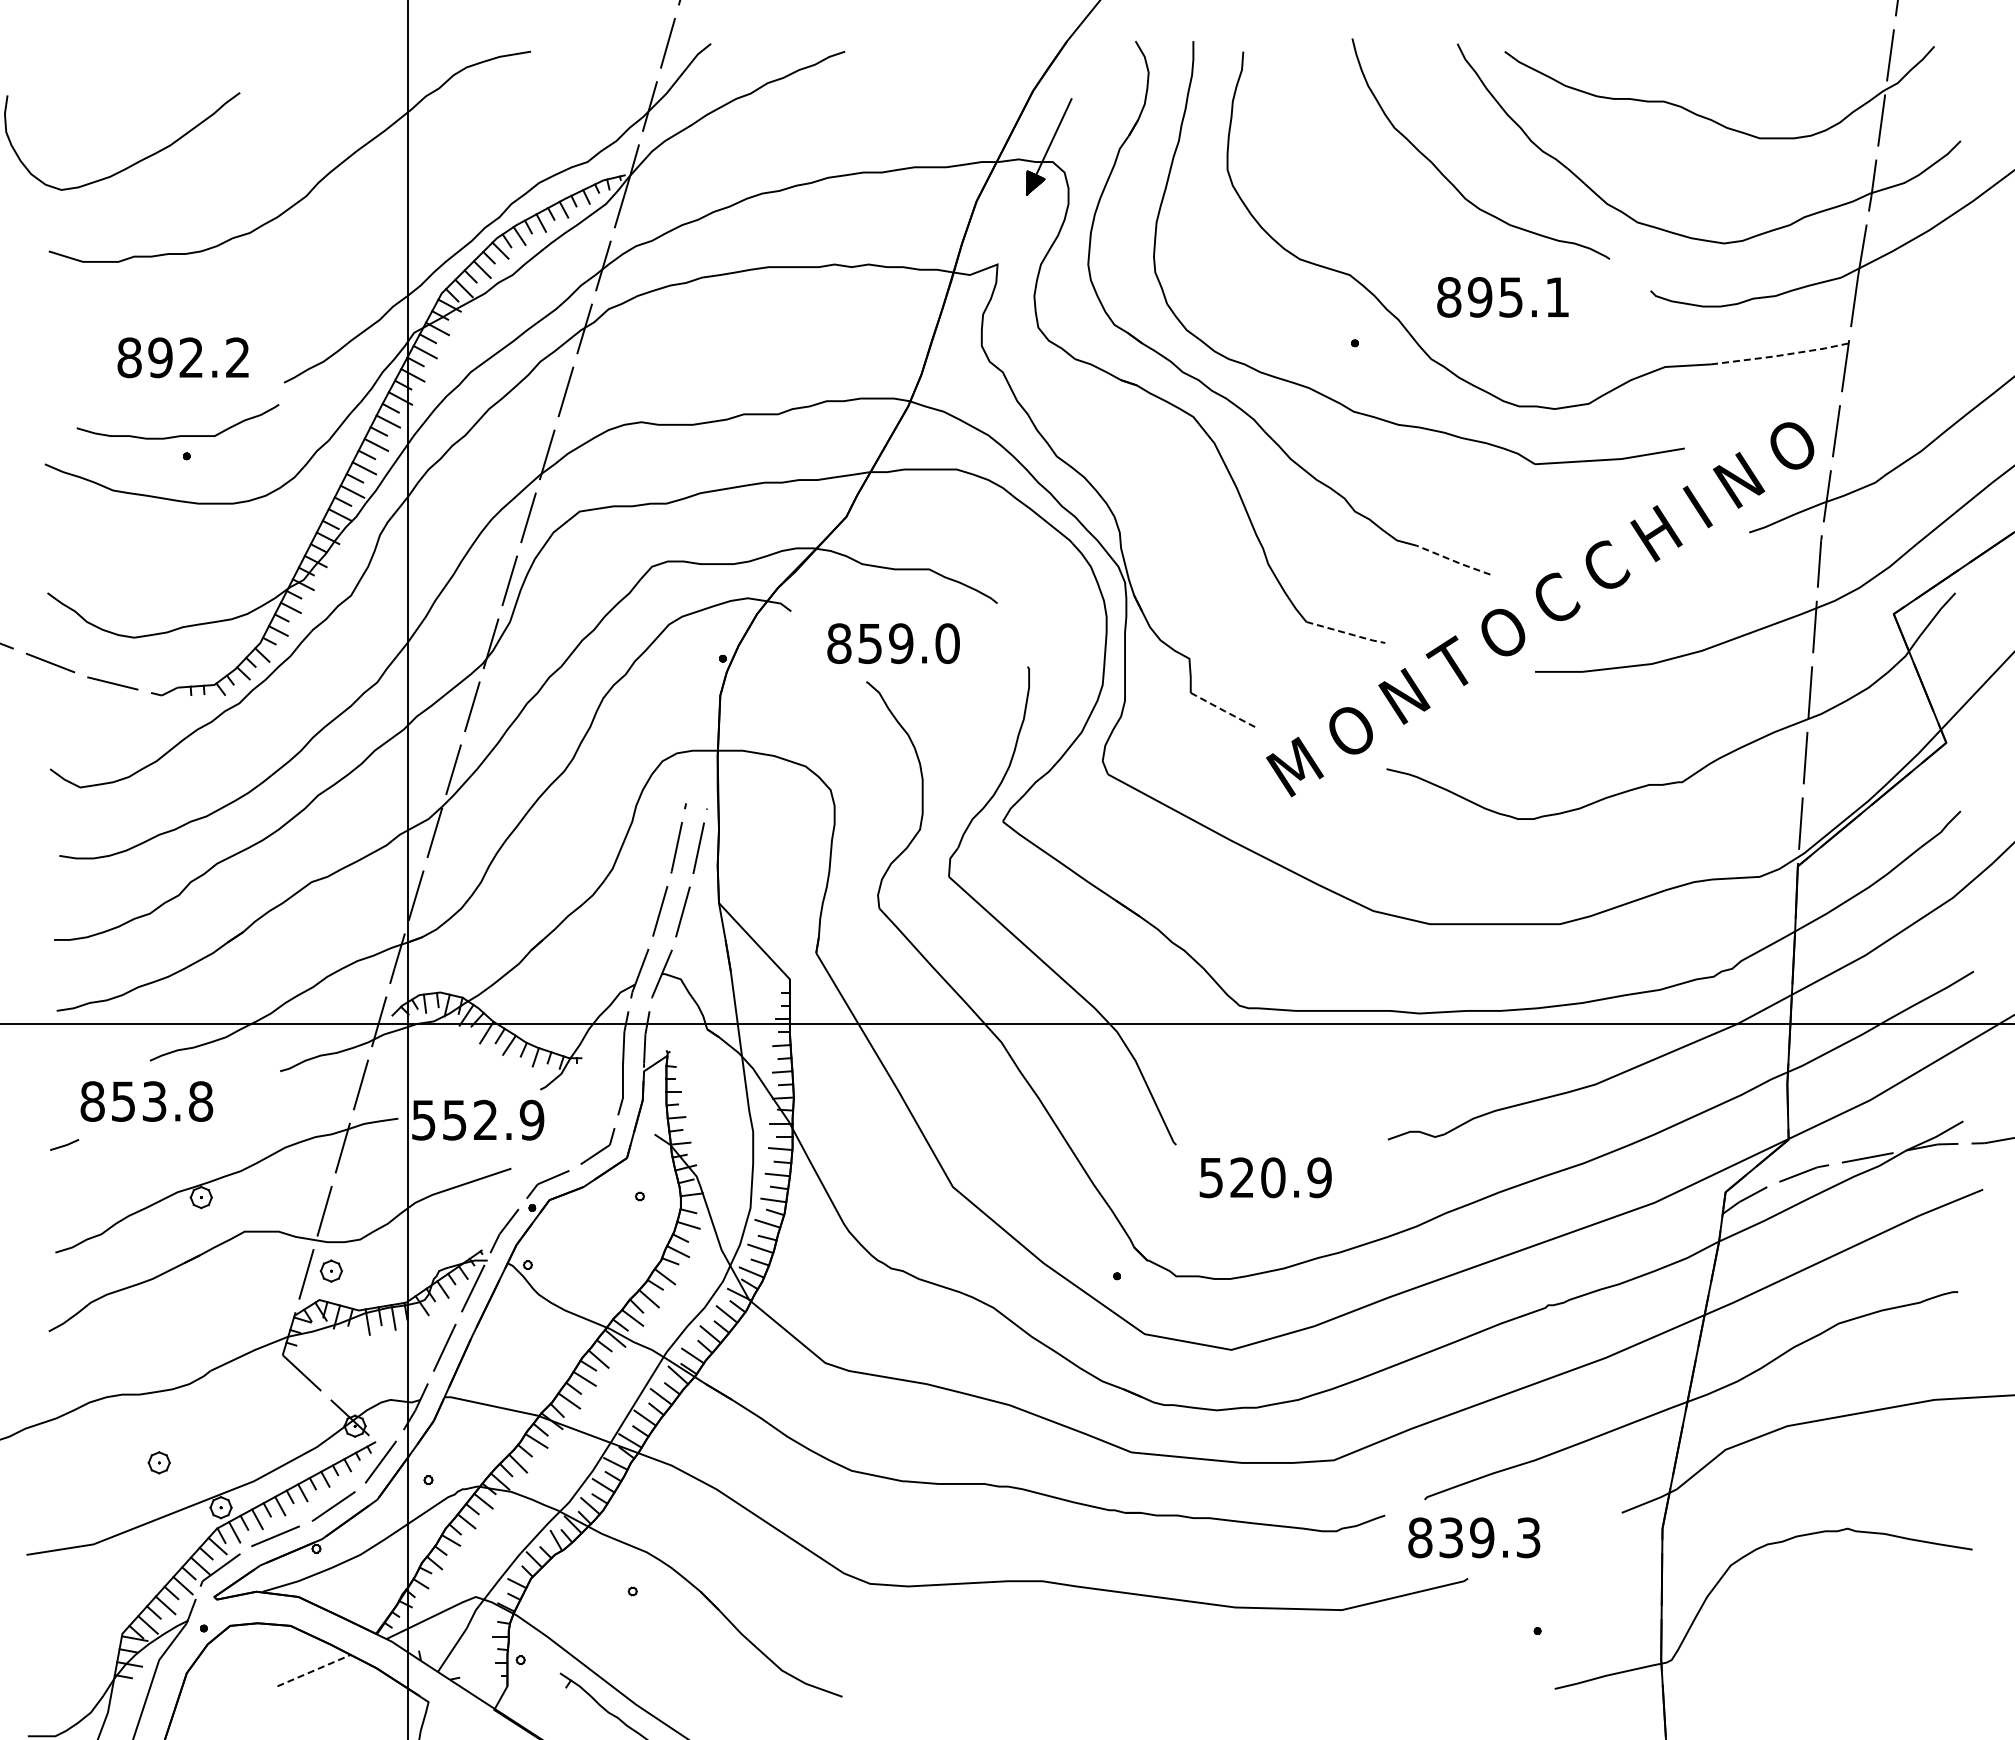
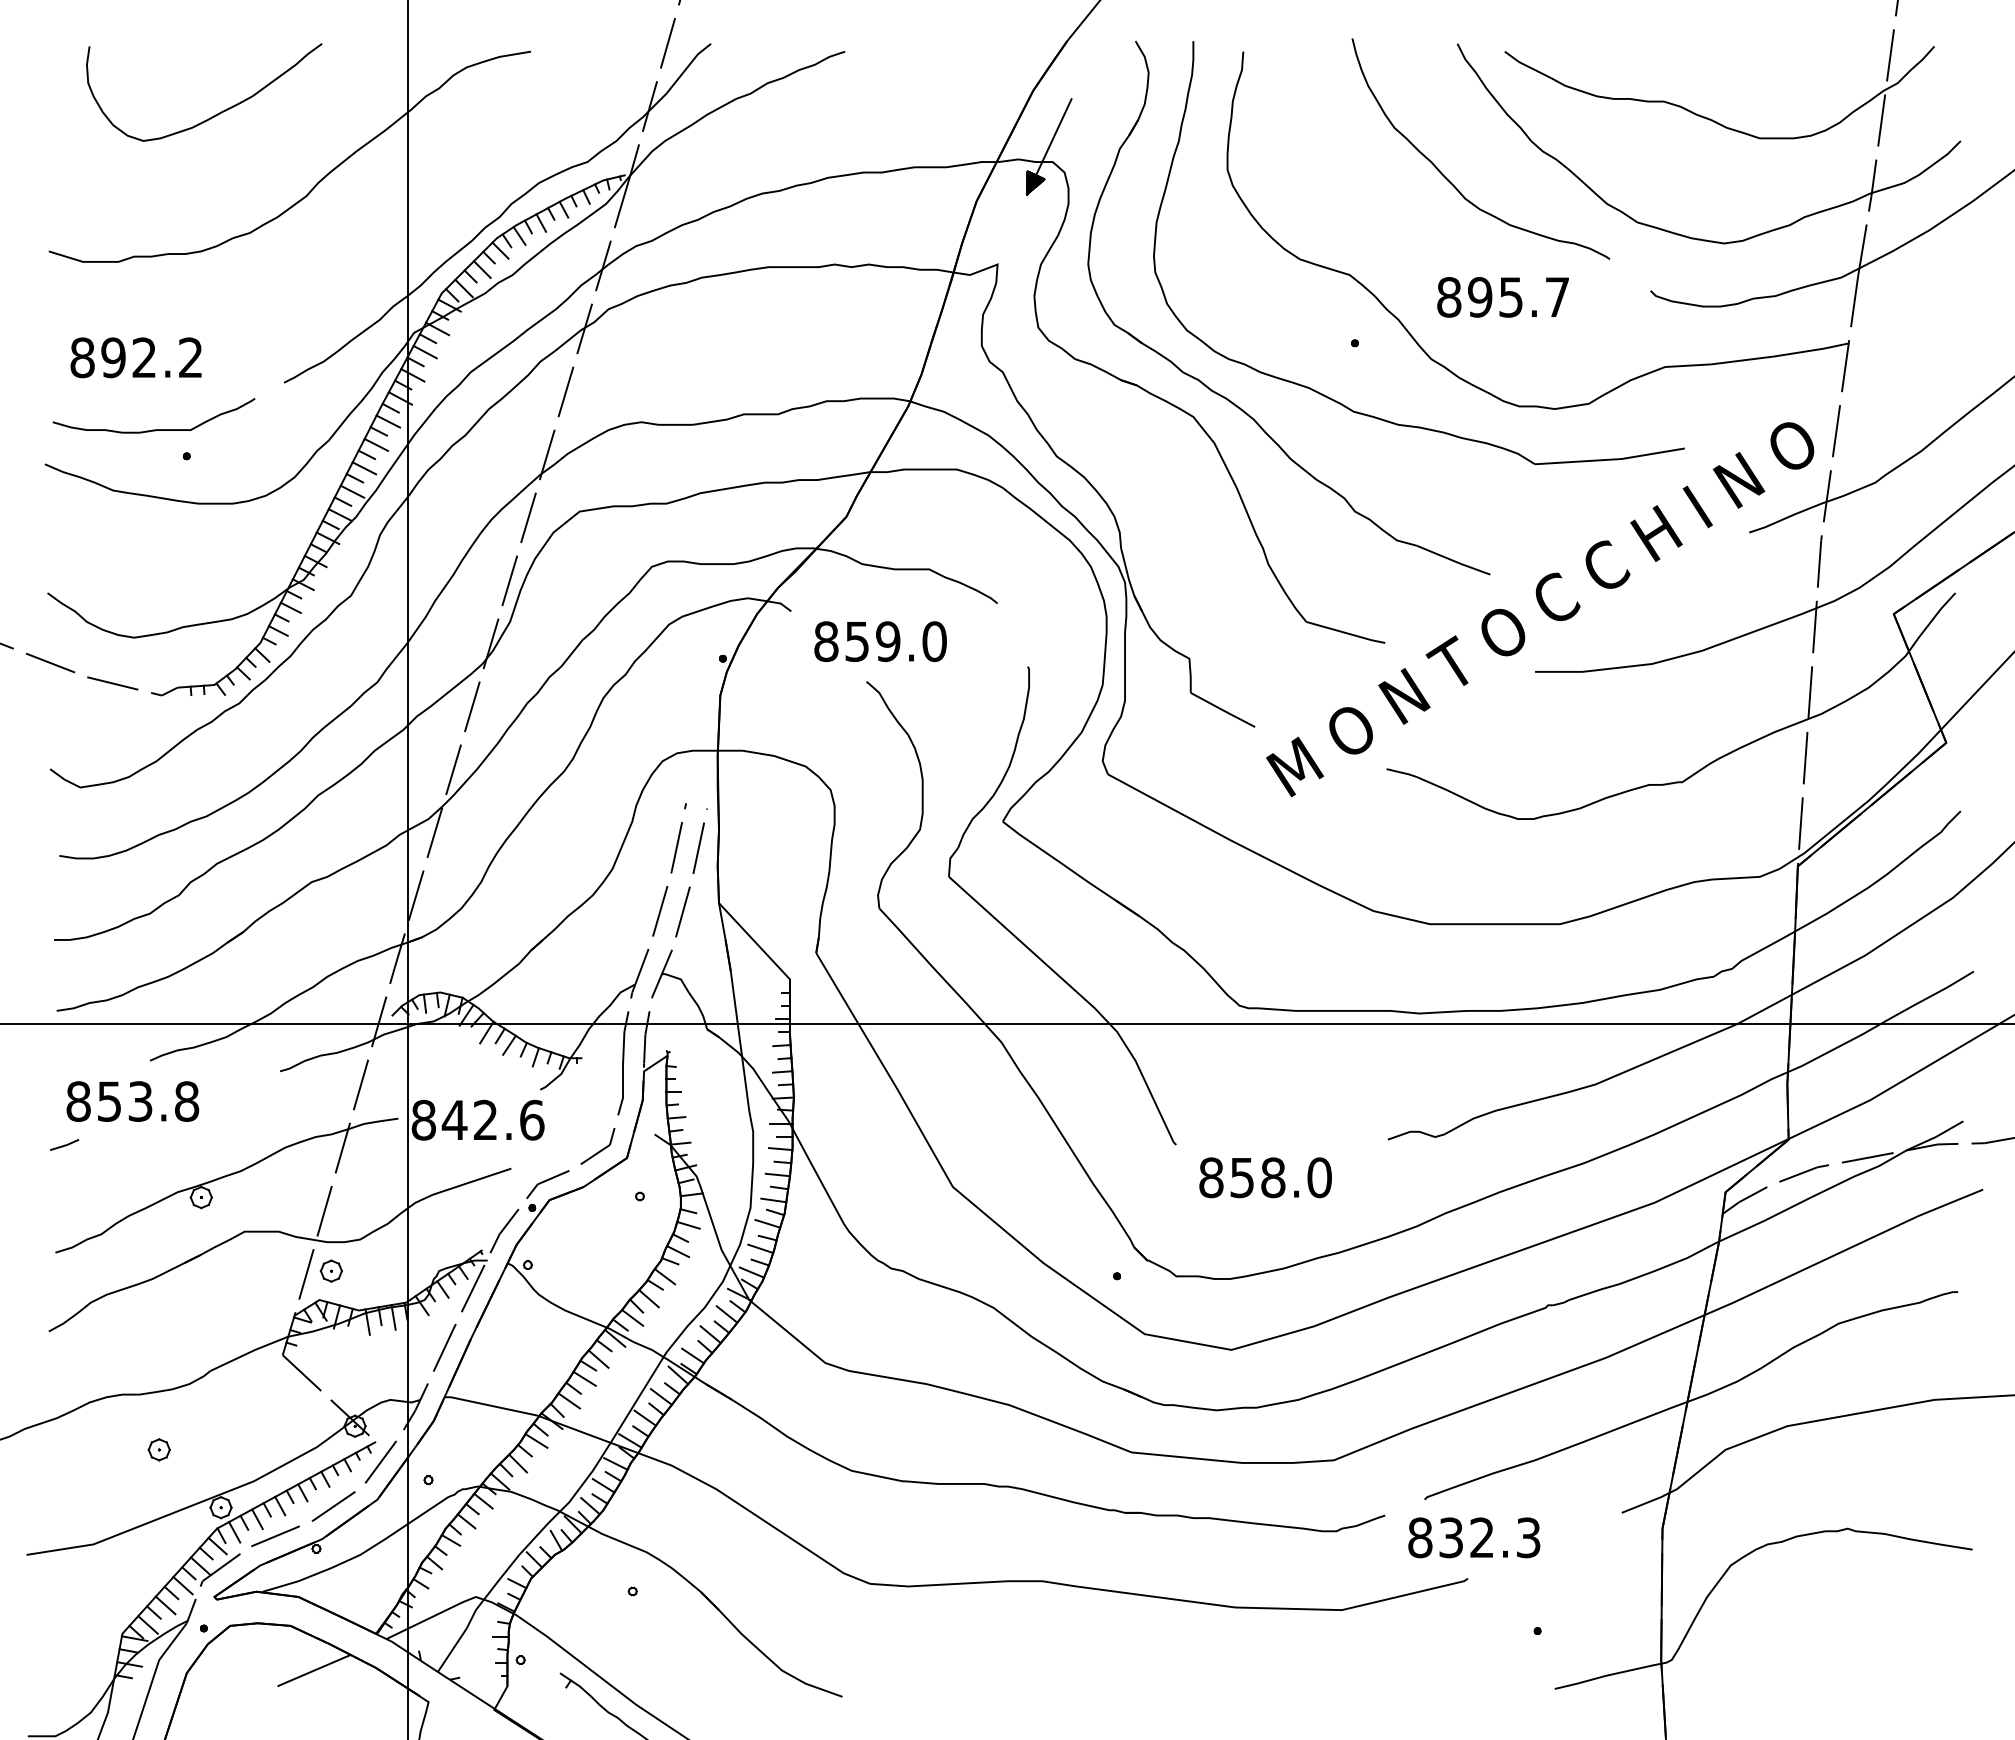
curve position: (133, 163) -> (215, 114) (215, 114)
text: 895.1 -> 895.7 (1557, 296)
line: dashed -> solid (1781, 355)
text position: (182, 357) -> (135, 357) (135, 357)
curve position: (177, 435) -> (153, 429) (153, 429)
line: dashed -> solid (1453, 560)
line: dashed -> solid (1346, 633)
text position: (893, 643) -> (880, 641) (880, 641)
line: dashed -> solid (1223, 710)
text position: (146, 1101) -> (132, 1101) (132, 1101)
text: 552.9 -> 842.6 (477, 1119)
text: 520.9 -> 858.0 (1265, 1177)
part position: (158, 1462) -> (158, 1449) (158, 1449)
text: 839.3 -> 832.3 (1482, 1537)
line: dashed -> solid (314, 1670)
